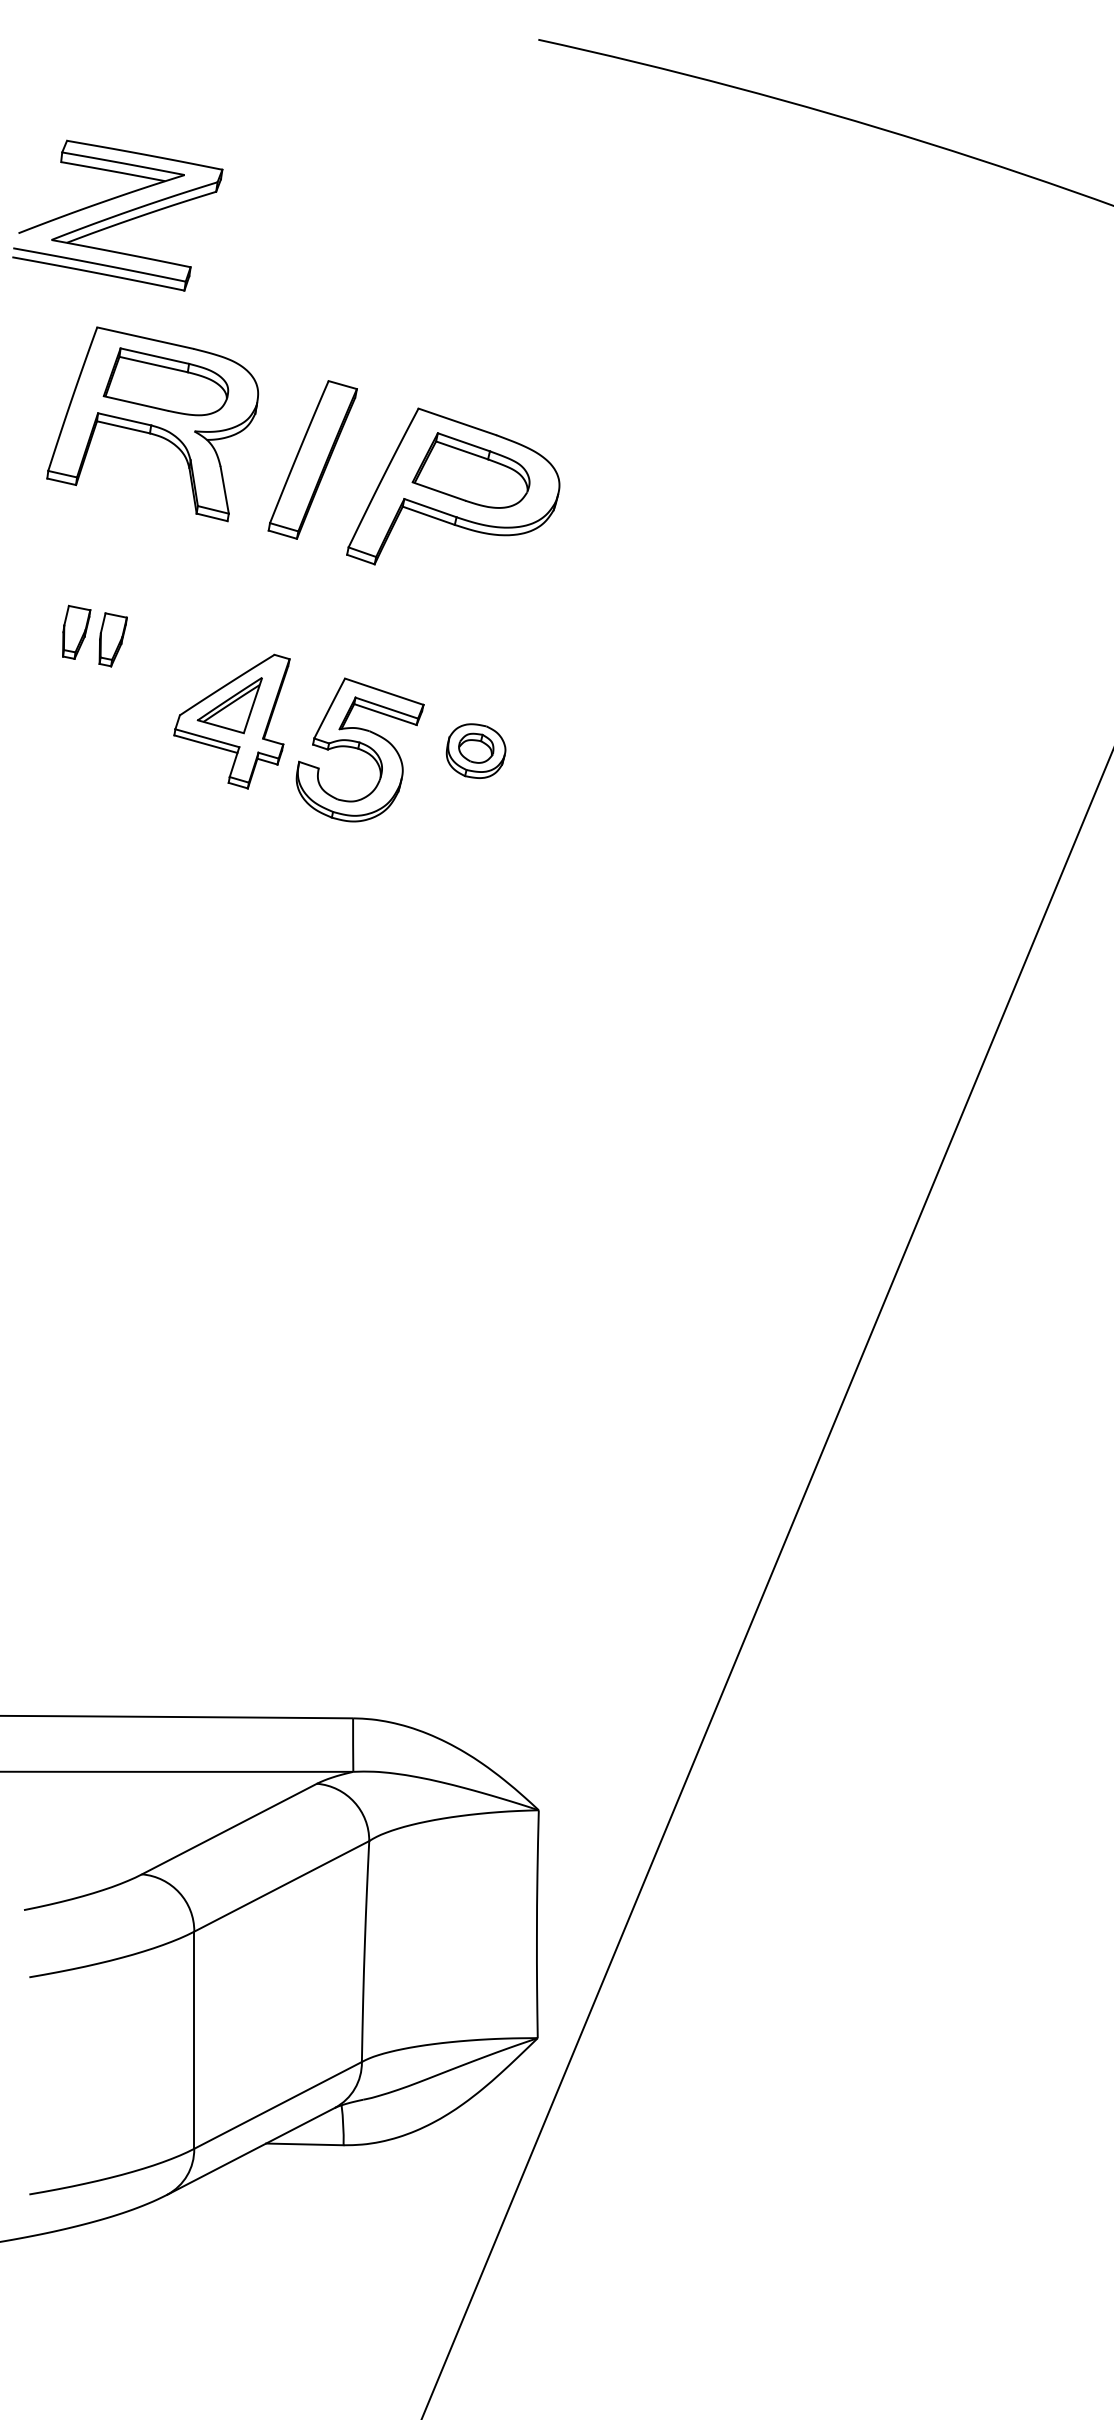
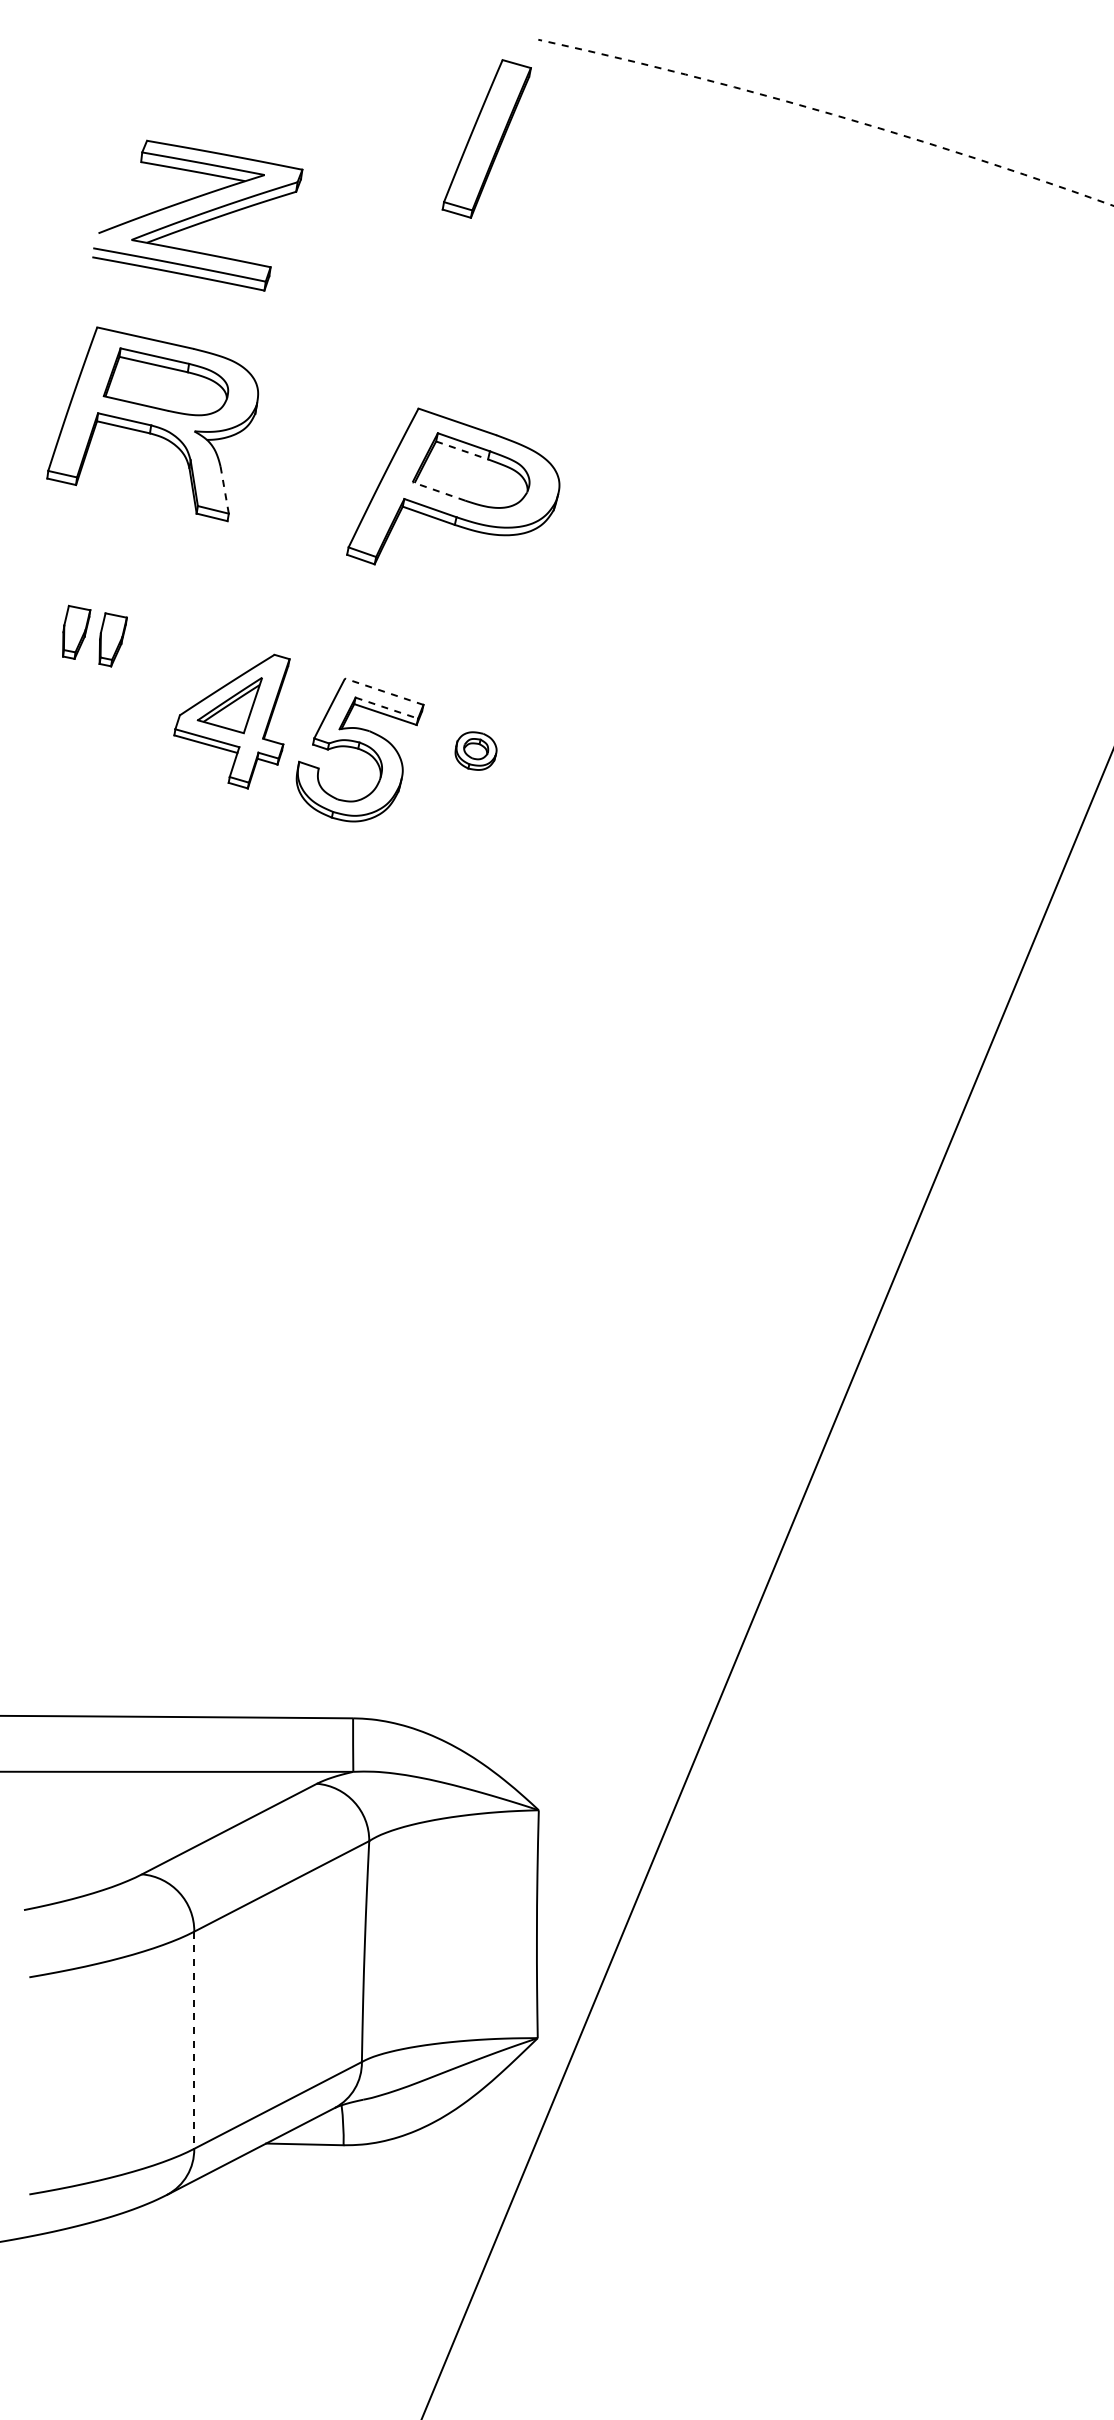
arc: solid -> dashed (828, 113)
part position: (117, 215) -> (197, 215) (197, 215)
line: solid -> dashed (462, 450)
part position: (312, 459) -> (486, 138) (486, 138)
line: solid -> dashed (224, 490)
line: solid -> dashed (438, 491)
line: solid -> dashed (383, 691)
line: solid -> dashed (386, 708)
part size: 62x56 px -> 44x40 px (475, 750)
line: solid -> dashed (194, 2040)
